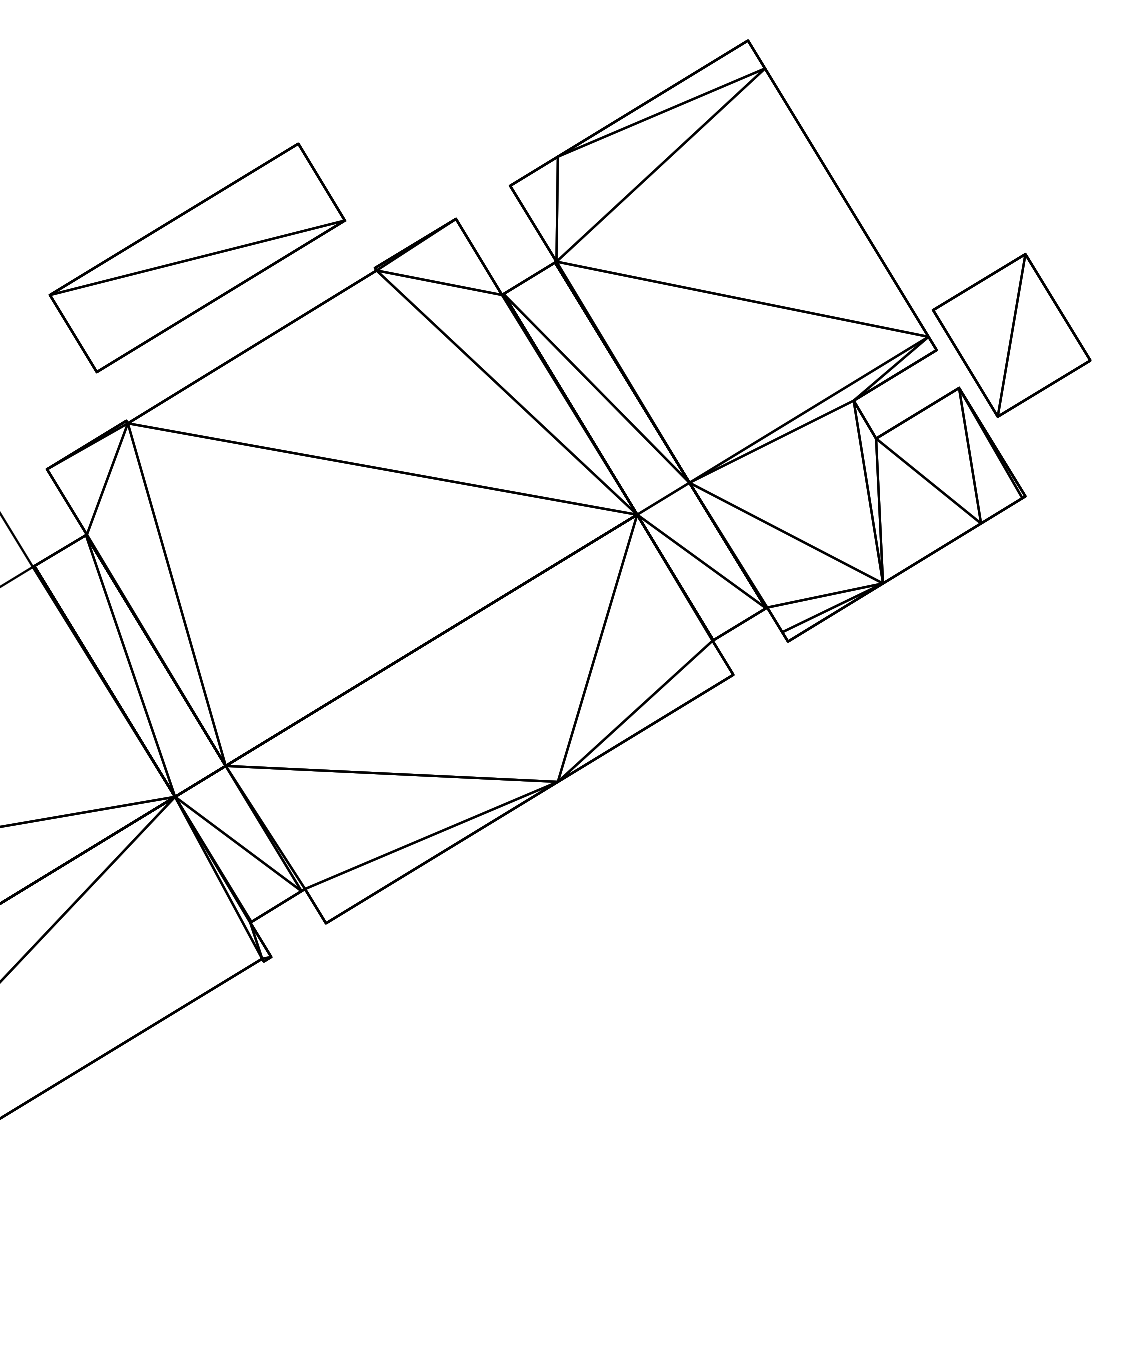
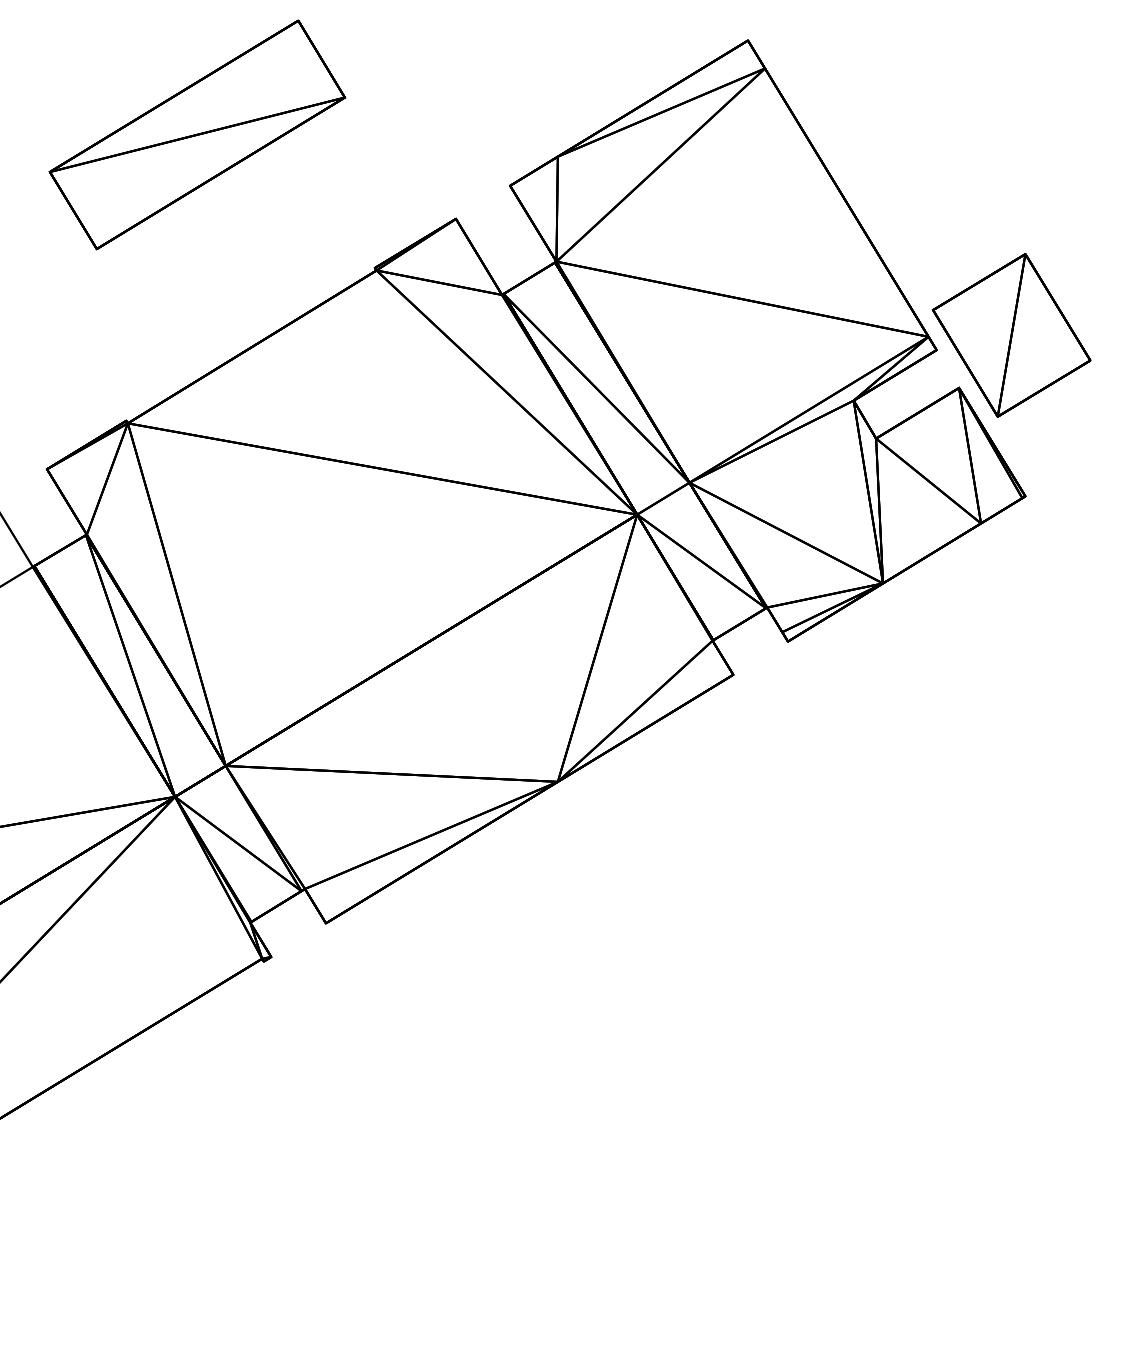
part position: (197, 257) -> (197, 134) (197, 134)
